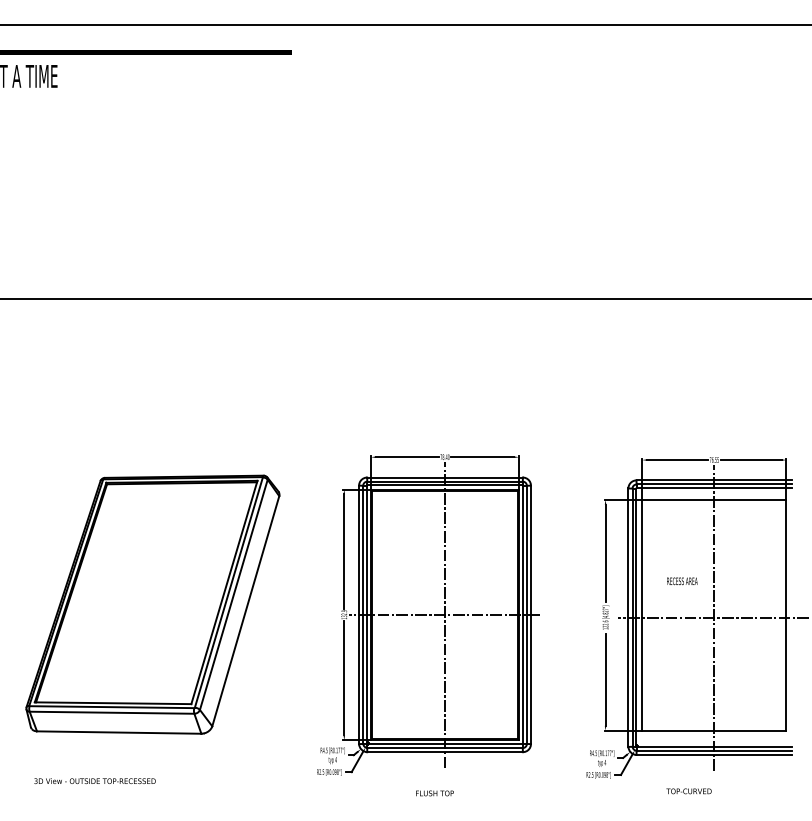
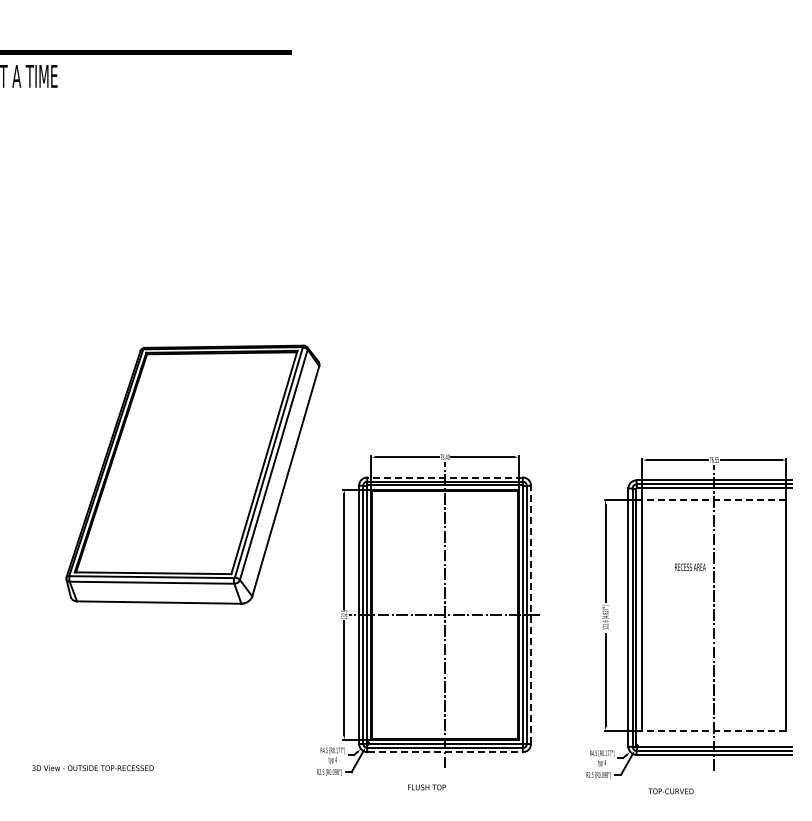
line: present -> none (405, 24)
line: present -> none (405, 299)
line: solid -> dashed (445, 477)
line: solid -> dashed (713, 499)
text position: (682, 581) -> (690, 567) (690, 567)
part position: (152, 604) -> (192, 474) (192, 474)
line: solid -> dashed (531, 614)
line: present -> none (713, 617)
line: solid -> dashed (713, 730)
line: solid -> dashed (445, 752)
text position: (94, 781) -> (92, 768) (92, 768)
text position: (688, 791) -> (670, 791) (670, 791)
text position: (434, 793) -> (426, 787) (426, 787)
